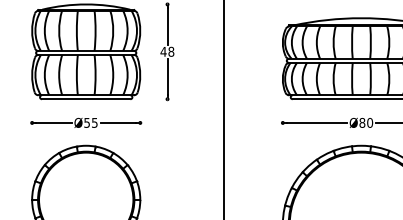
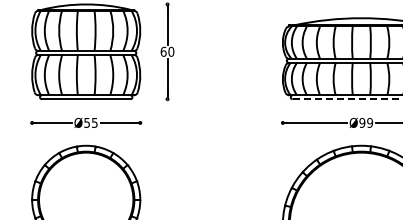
text: 48 -> 60 (167, 51)
line: solid -> dashed (347, 99)
line: present -> none (223, 109)
text: Ø80 -> Ø99 (365, 122)
